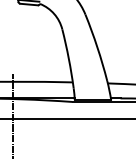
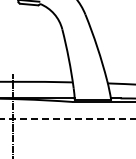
line: solid -> dashed (68, 119)
